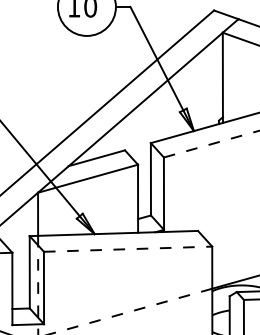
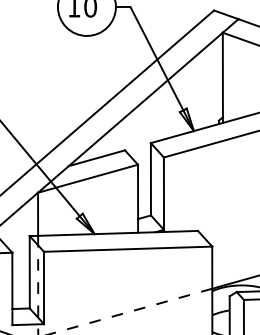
line: dashed -> solid (211, 144)
line: dashed -> solid (128, 249)
